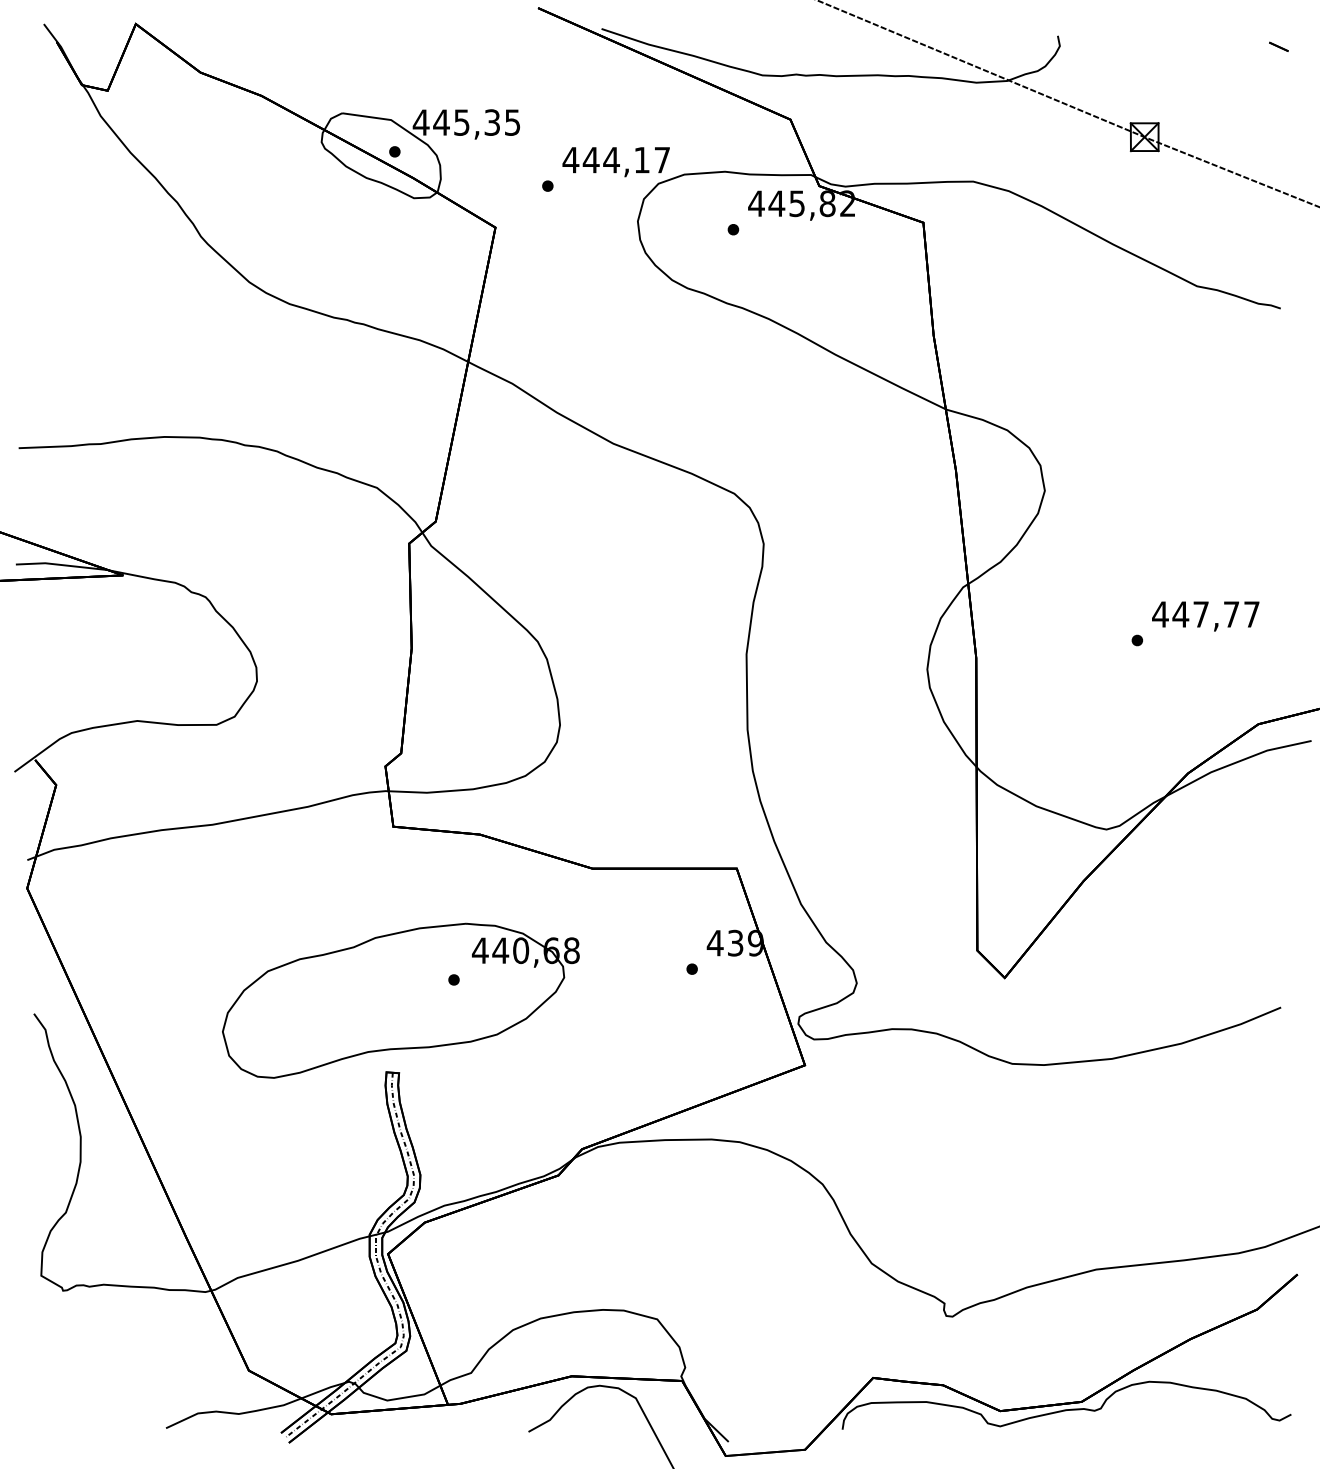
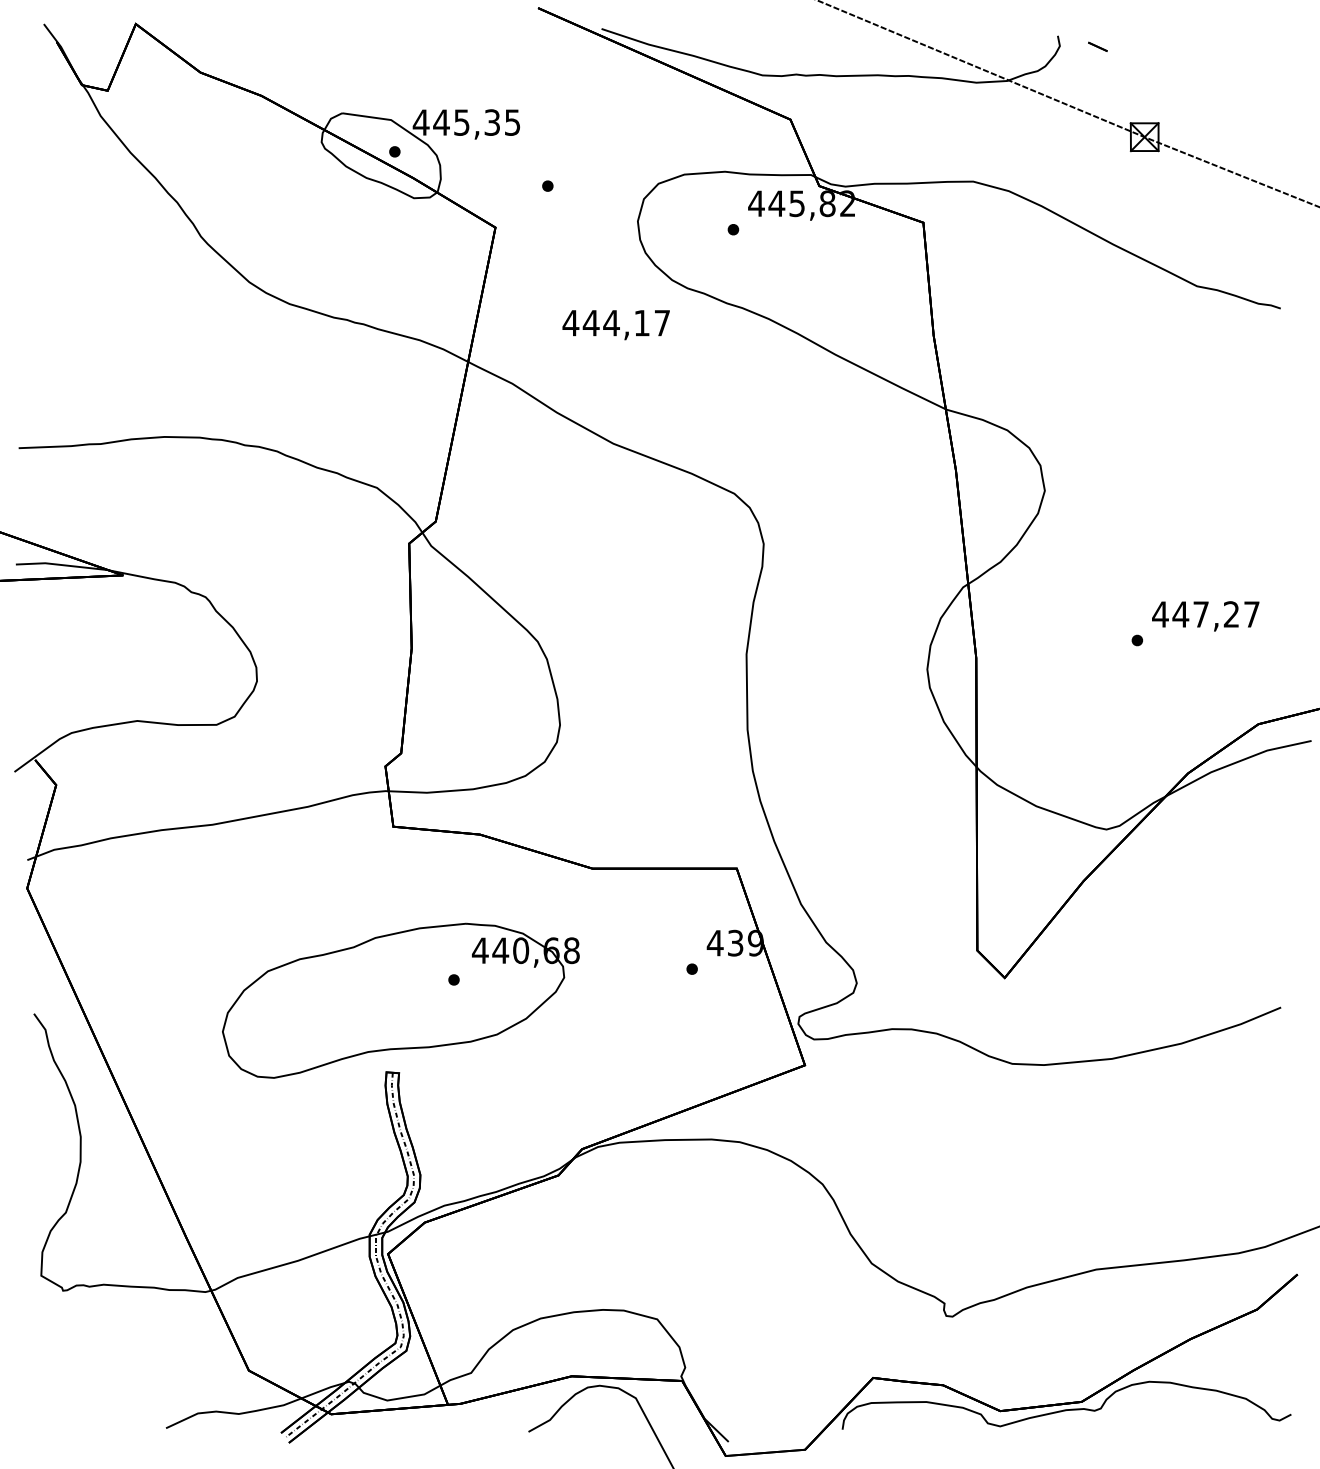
line position: (1278, 46) -> (1097, 46) (1097, 46)
text position: (615, 162) -> (615, 325) (615, 325)
text: 447,77 -> 447,27 (1231, 614)
